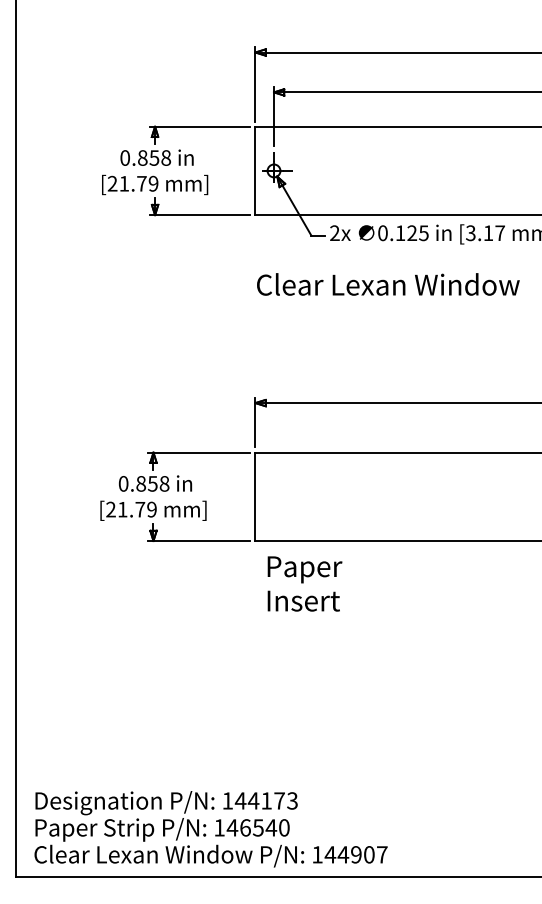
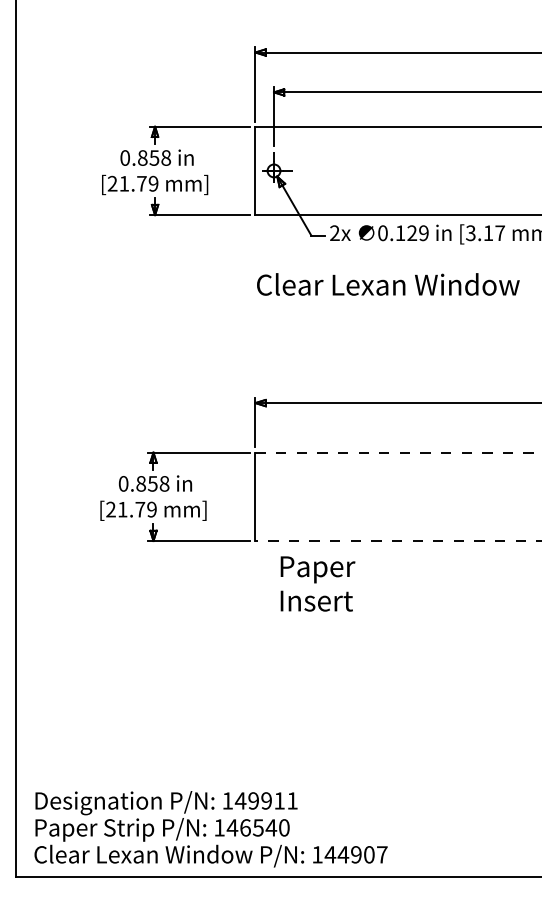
text: 0.125 -> 0.129 (423, 233)
line: solid -> dashed (398, 452)
line: solid -> dashed (398, 541)
text position: (304, 583) -> (317, 583) (317, 583)
text: 144173 -> 149911 (272, 800)
